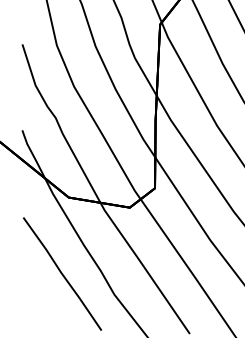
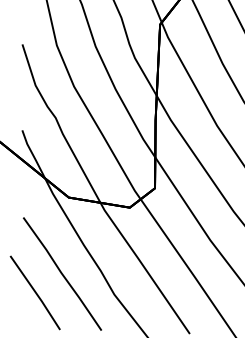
line: none -> present (34, 292)
